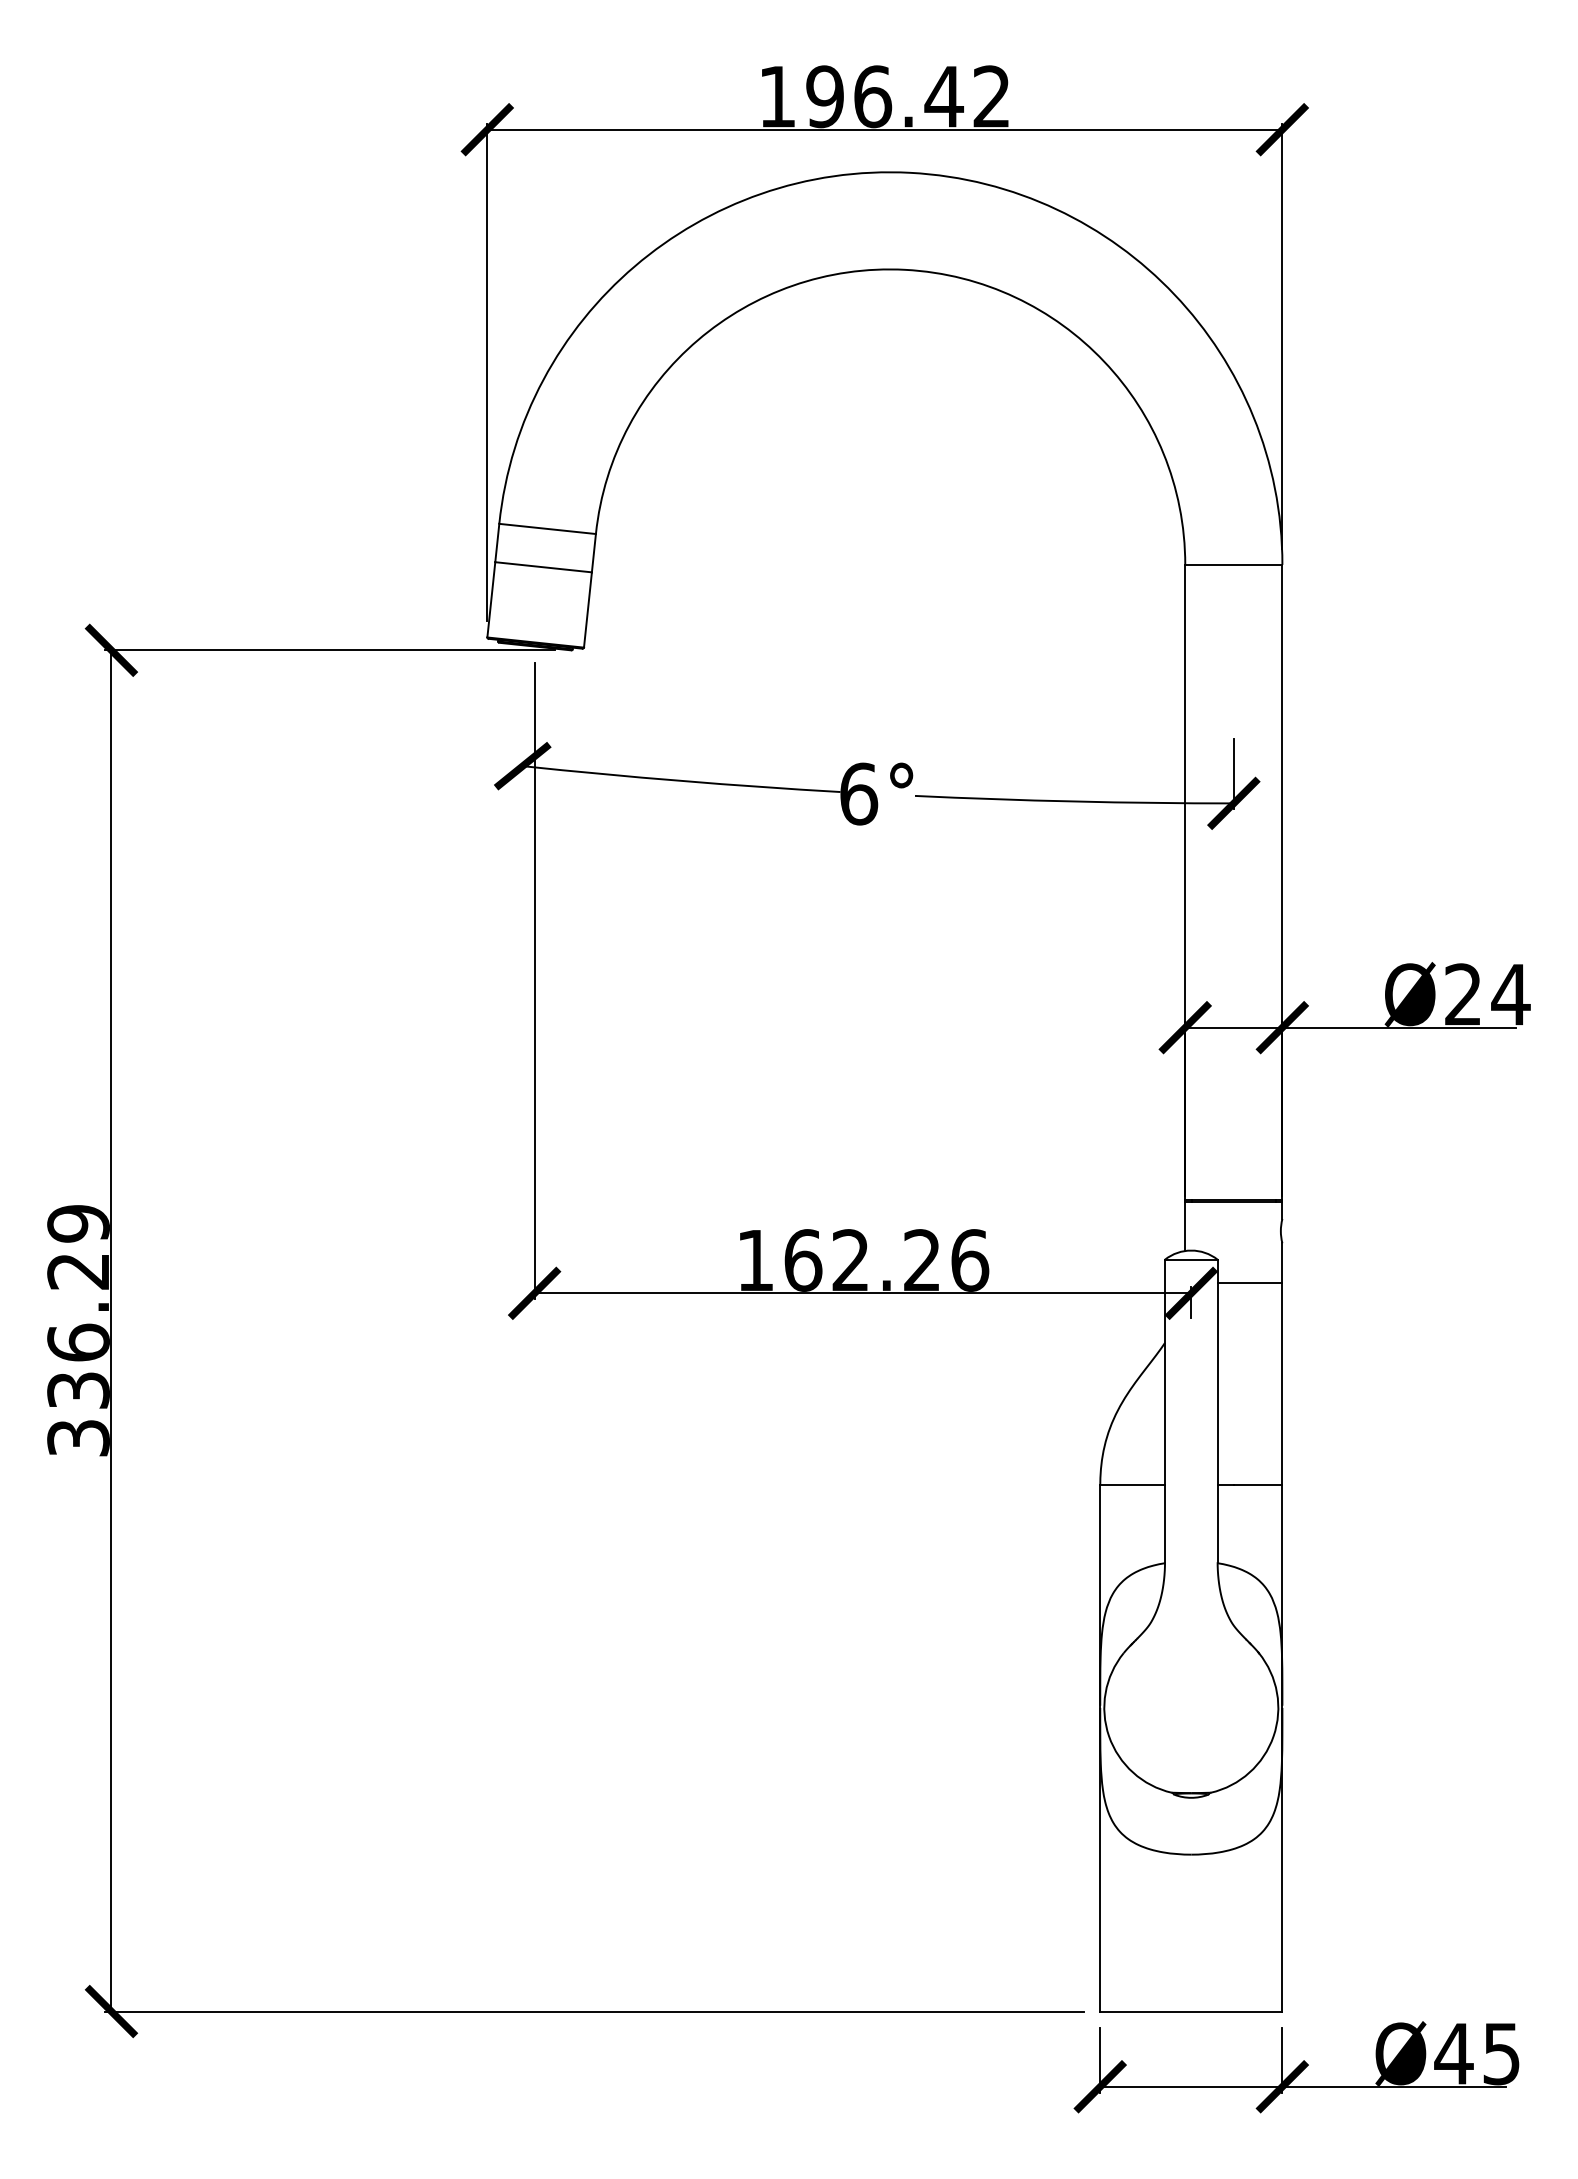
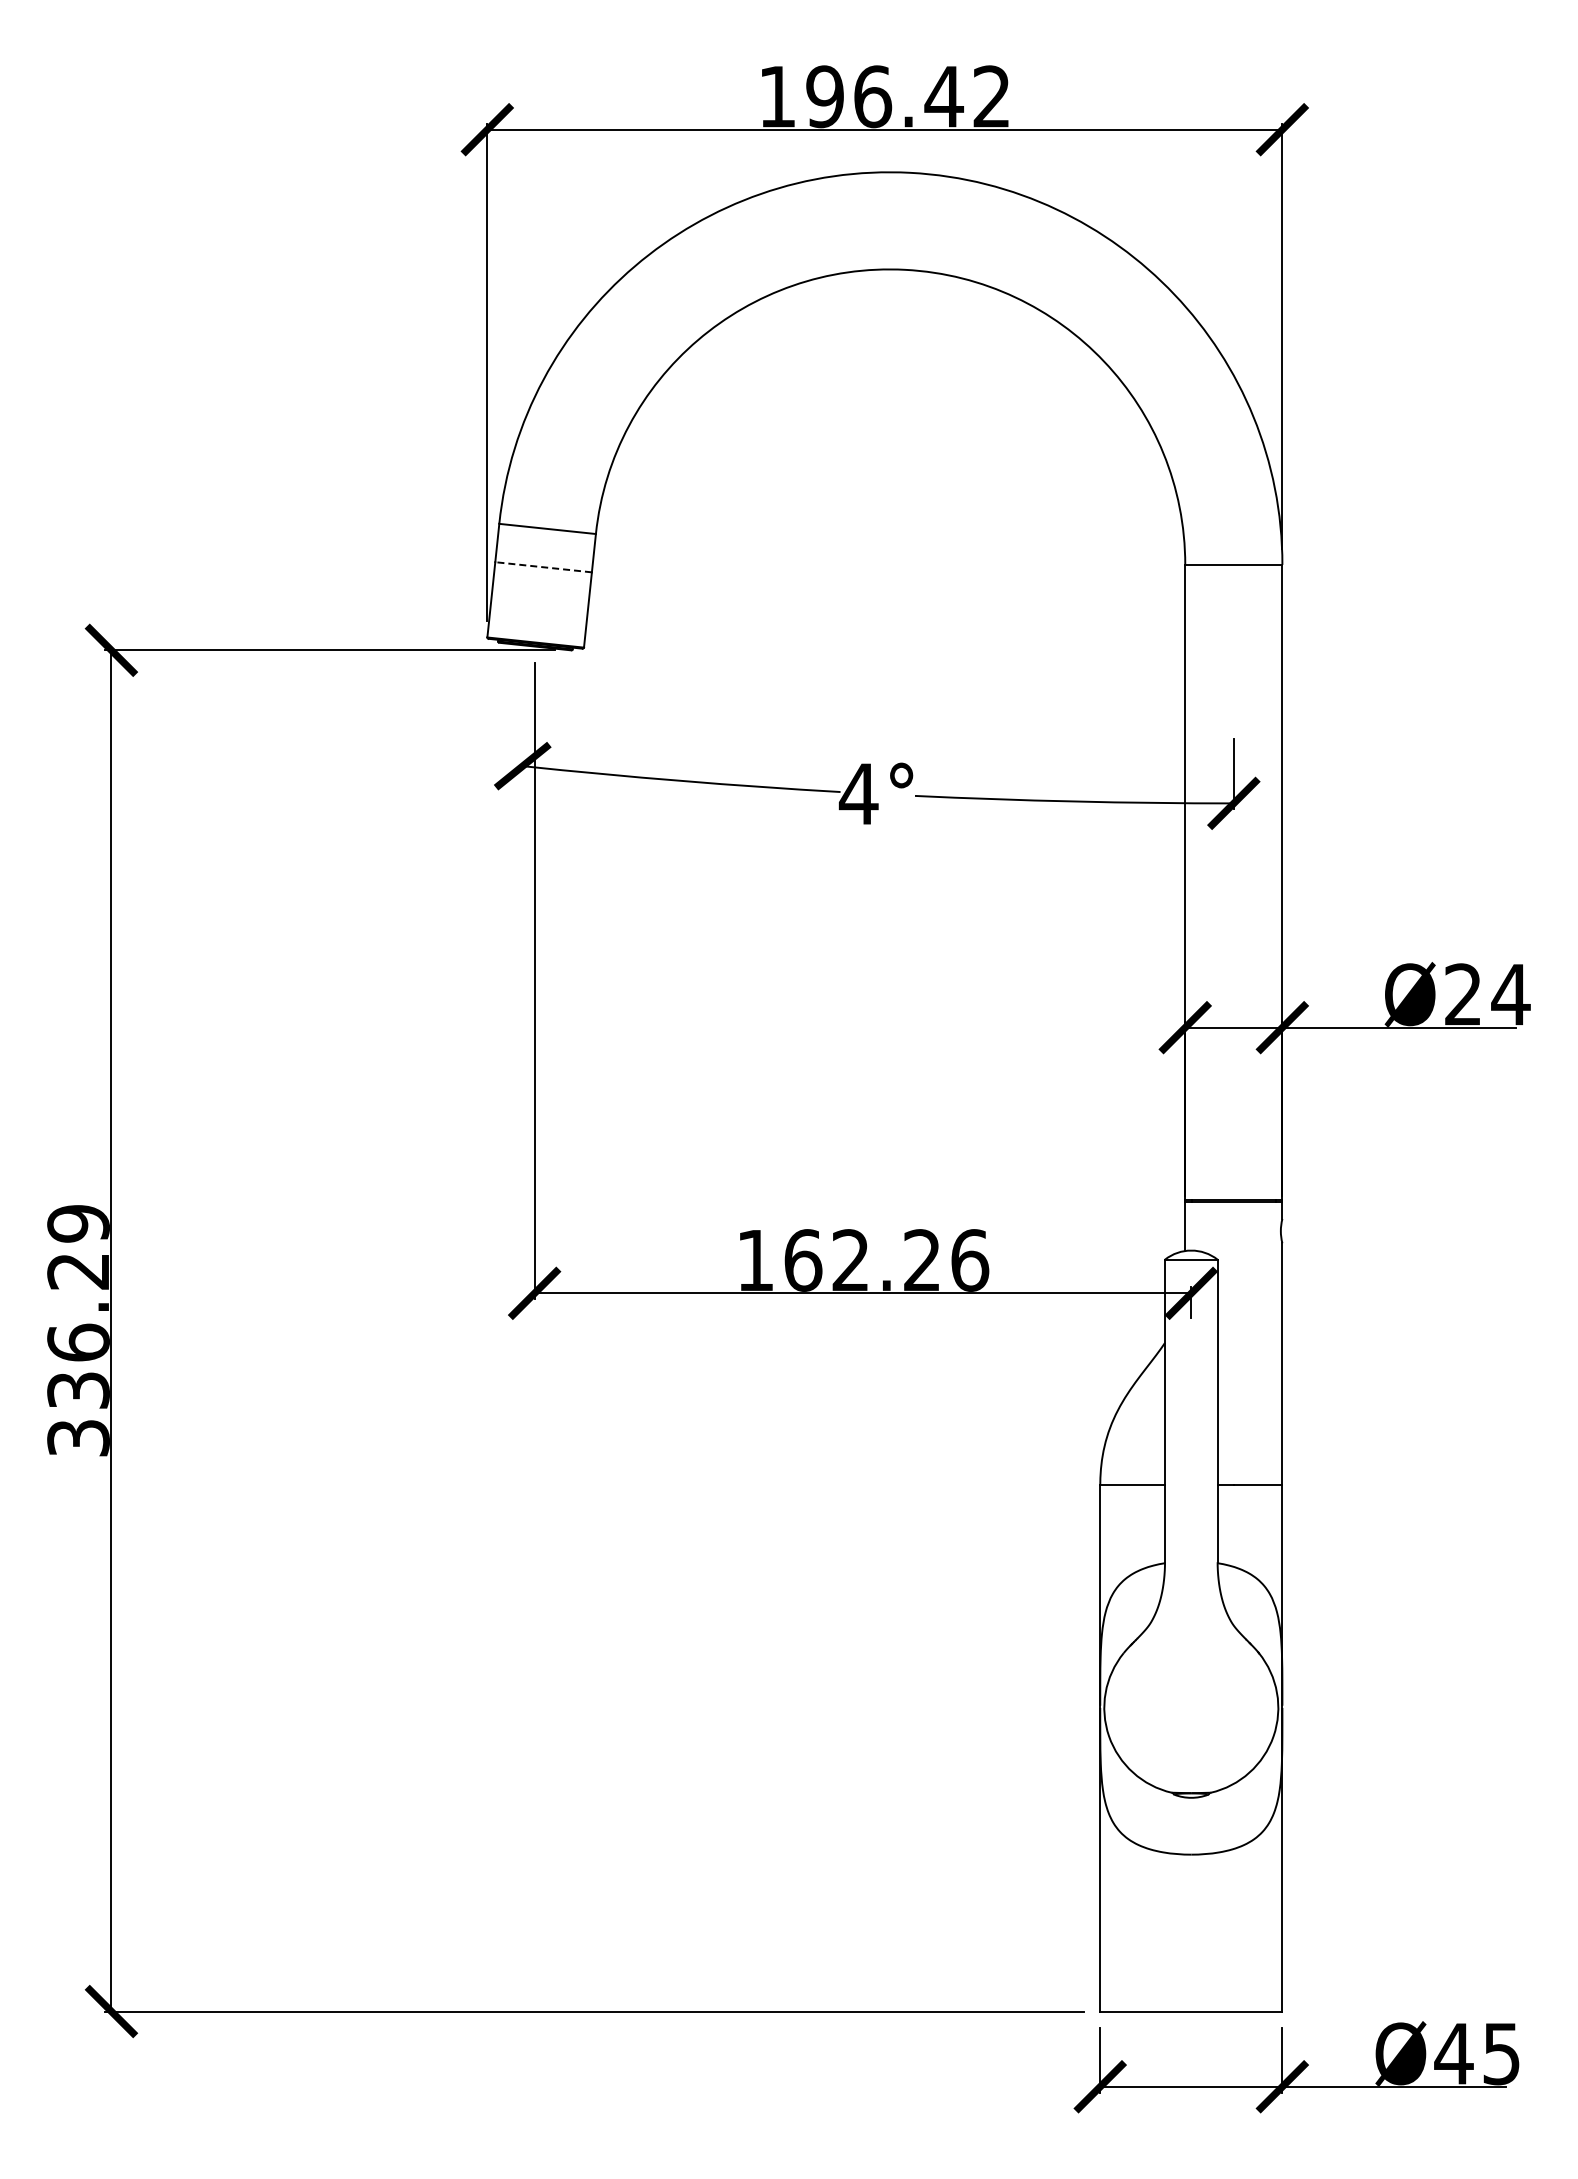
line: solid -> dashed (543, 567)
text: 6° -> 4° (858, 793)
line: present -> none (1249, 1282)
